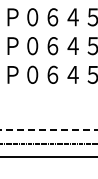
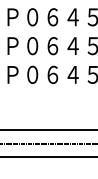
line: dashed -> solid (49, 130)
